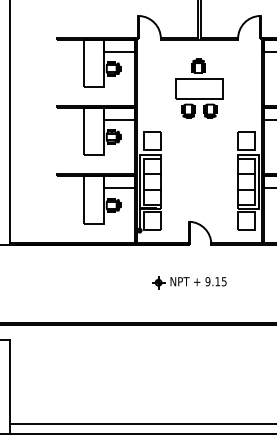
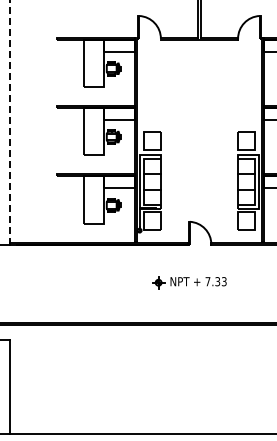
part: present -> none (199, 88)
line: solid -> dashed (9, 122)
text: 9.15 -> 7.33 (215, 281)
line: present -> none (141, 423)
